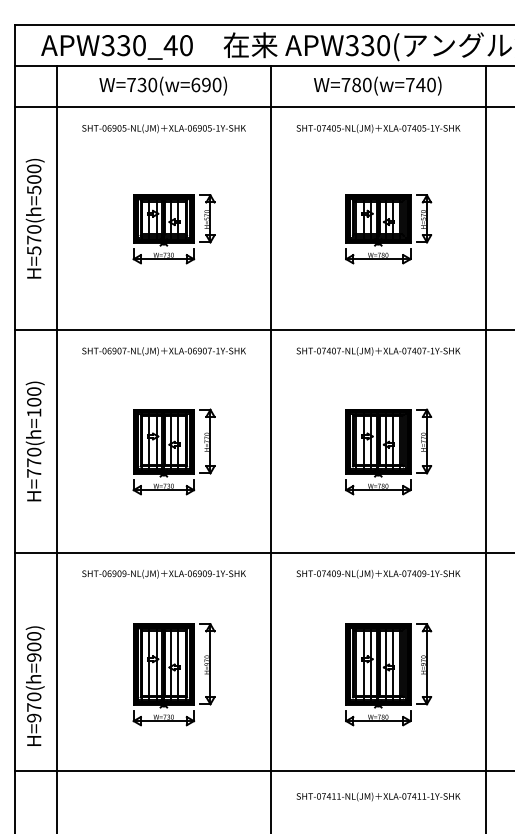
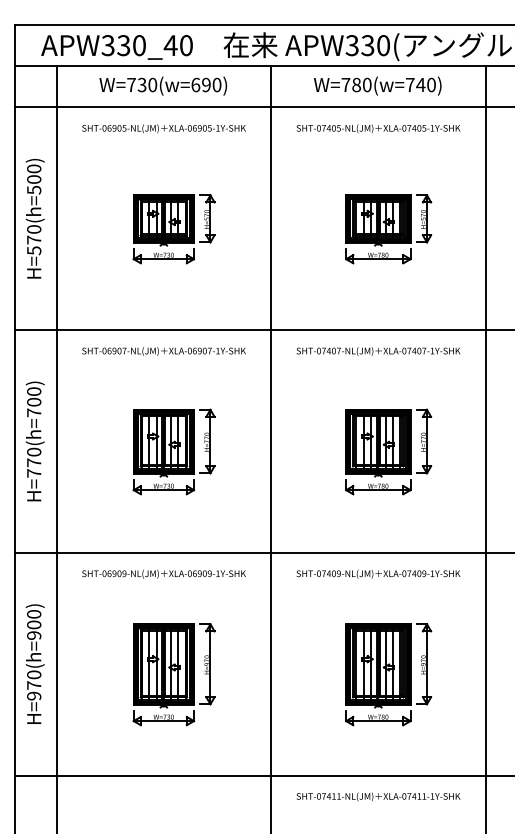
text: H=770(h=100) -> H=770(h=700) (34, 412)
text position: (34, 685) -> (34, 663) (34, 663)
line position: (263, 770) -> (263, 775) (263, 775)
